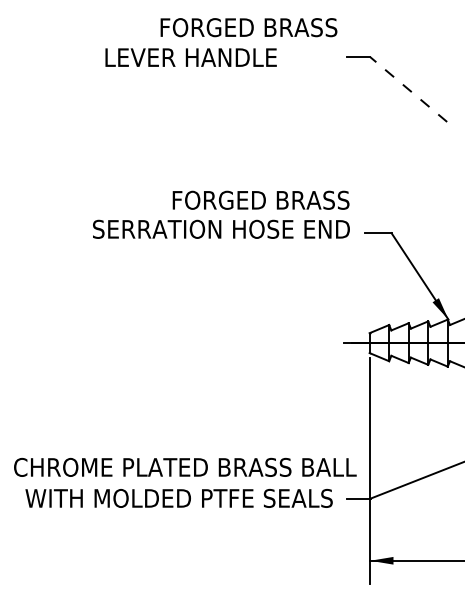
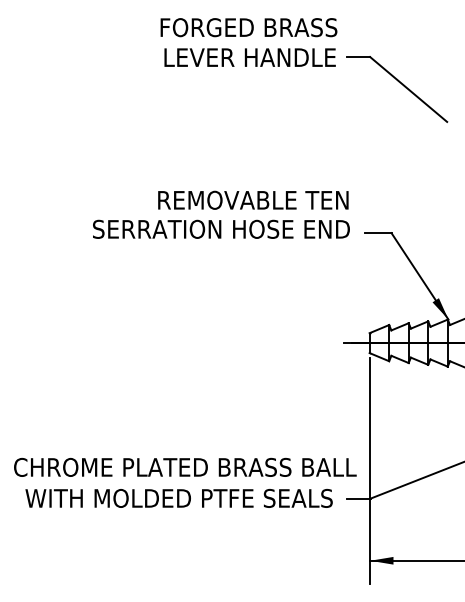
text position: (190, 57) -> (249, 57) (249, 57)
line: dashed -> solid (408, 89)
text: FORGED BRASS -> REMOVABLE TEN (253, 199)
